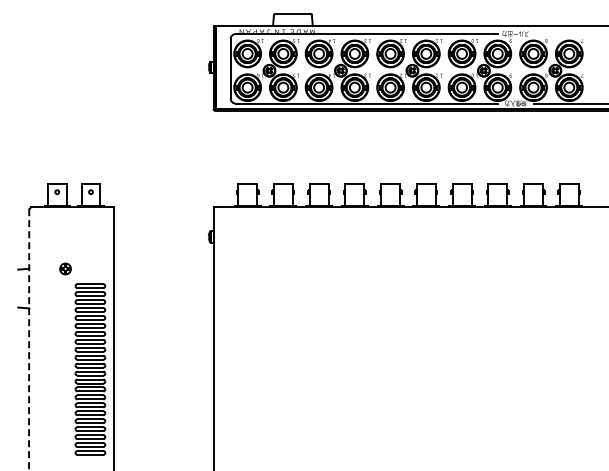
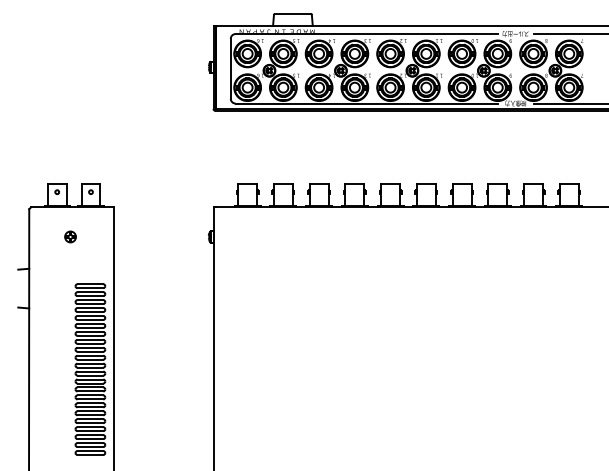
line: none -> present (569, 34)
part position: (65, 268) -> (70, 236) (70, 236)
line: dashed -> solid (29, 340)
